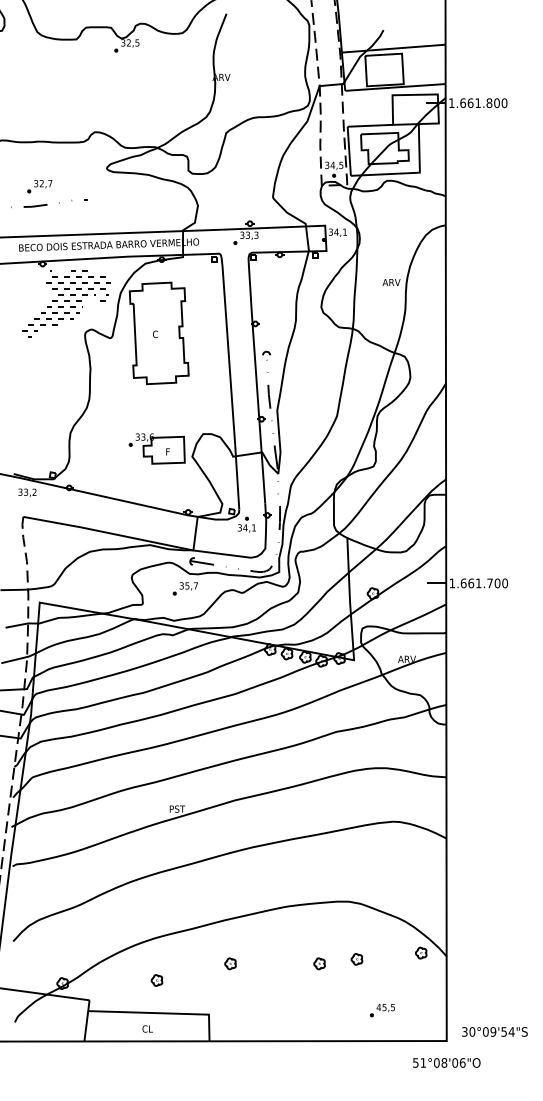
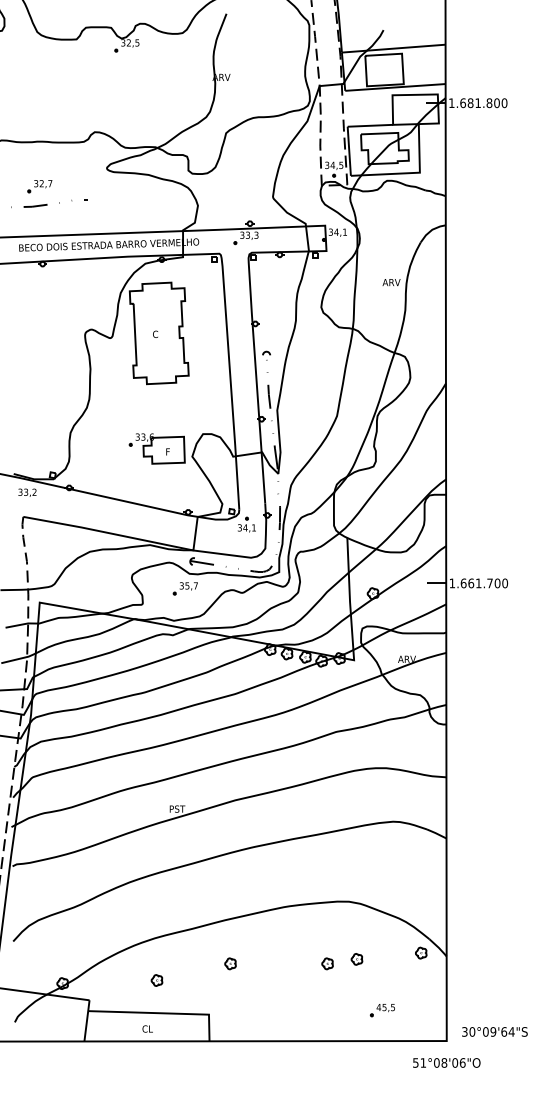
text: 1.661.800 -> 1.681.800 (470, 102)
hatch: present -> none (65, 304)
part position: (319, 963) -> (327, 963) (327, 963)
text: 30°09'54"S -> 30°09'64"S (504, 1031)
